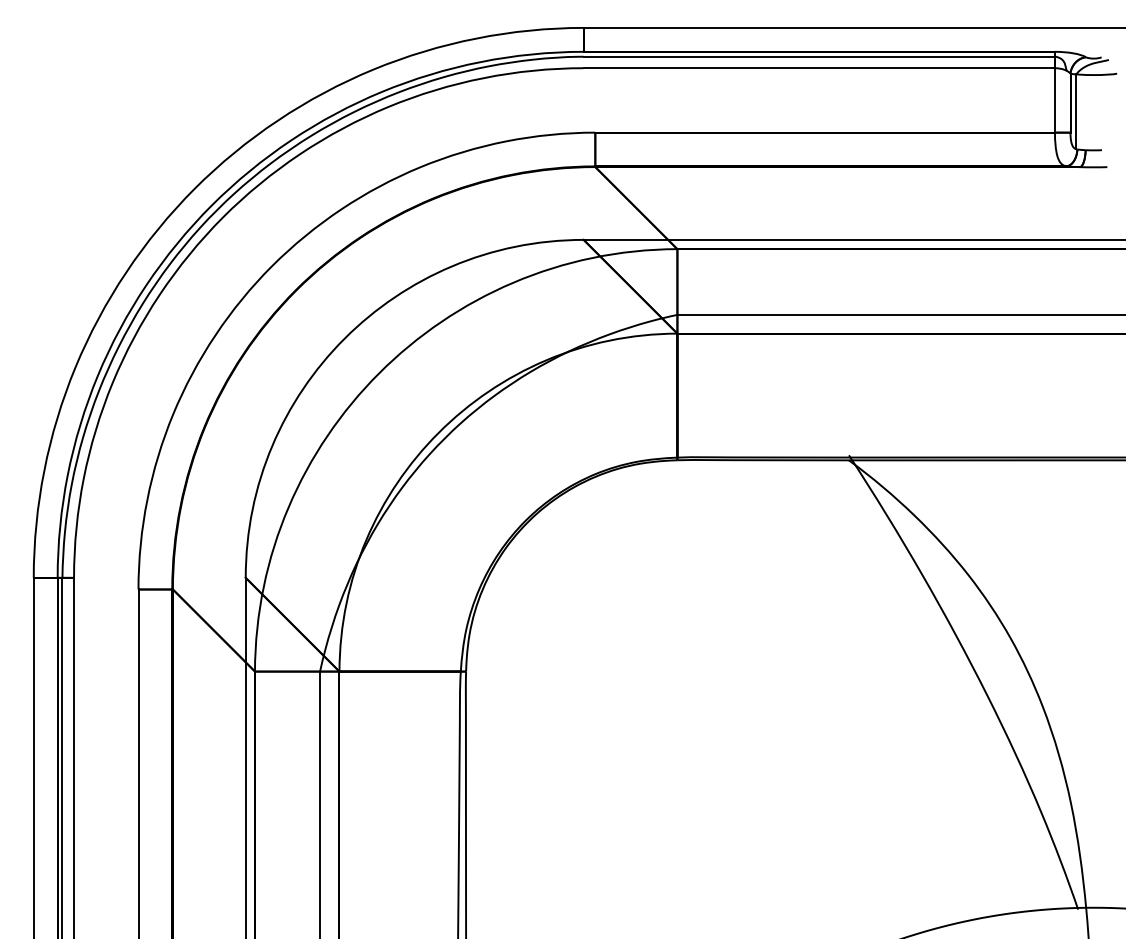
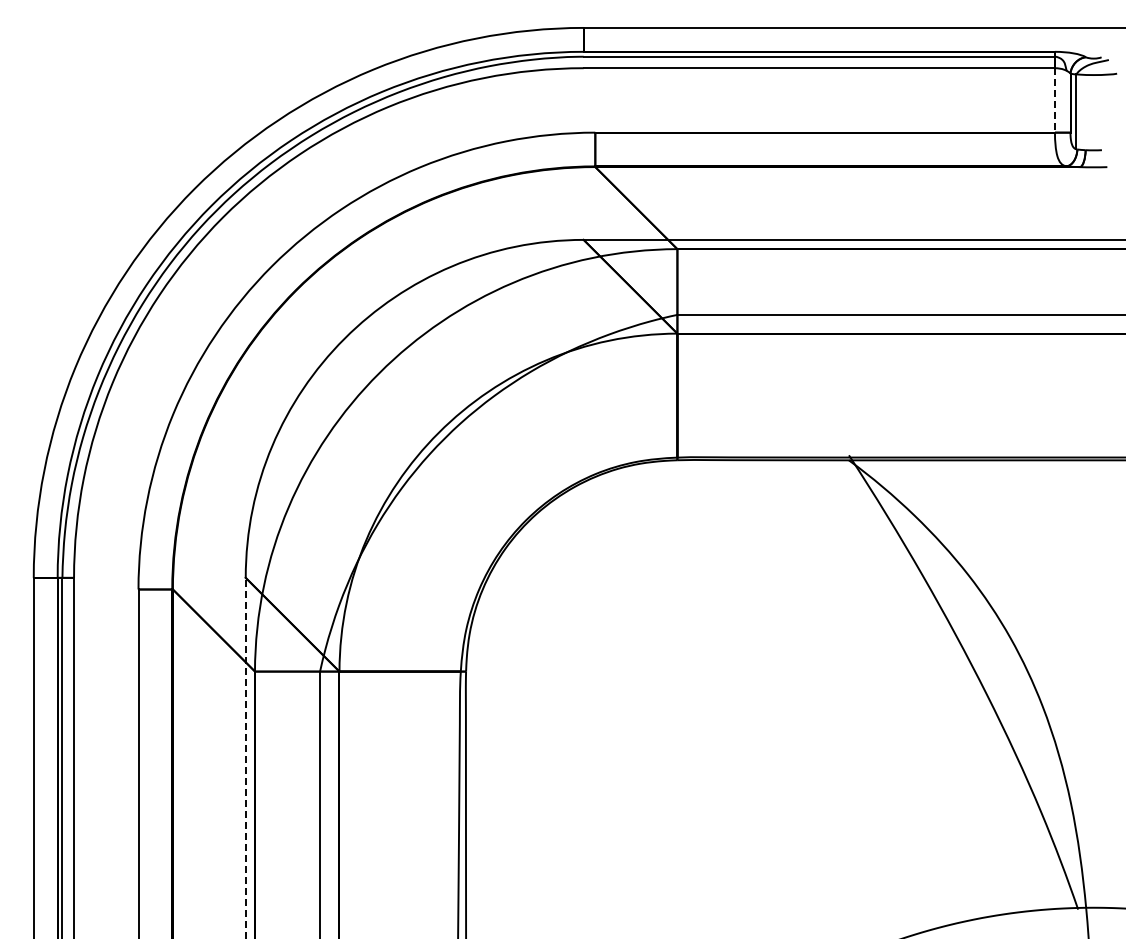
line: solid -> dashed (1054, 100)
line: solid -> dashed (245, 757)
